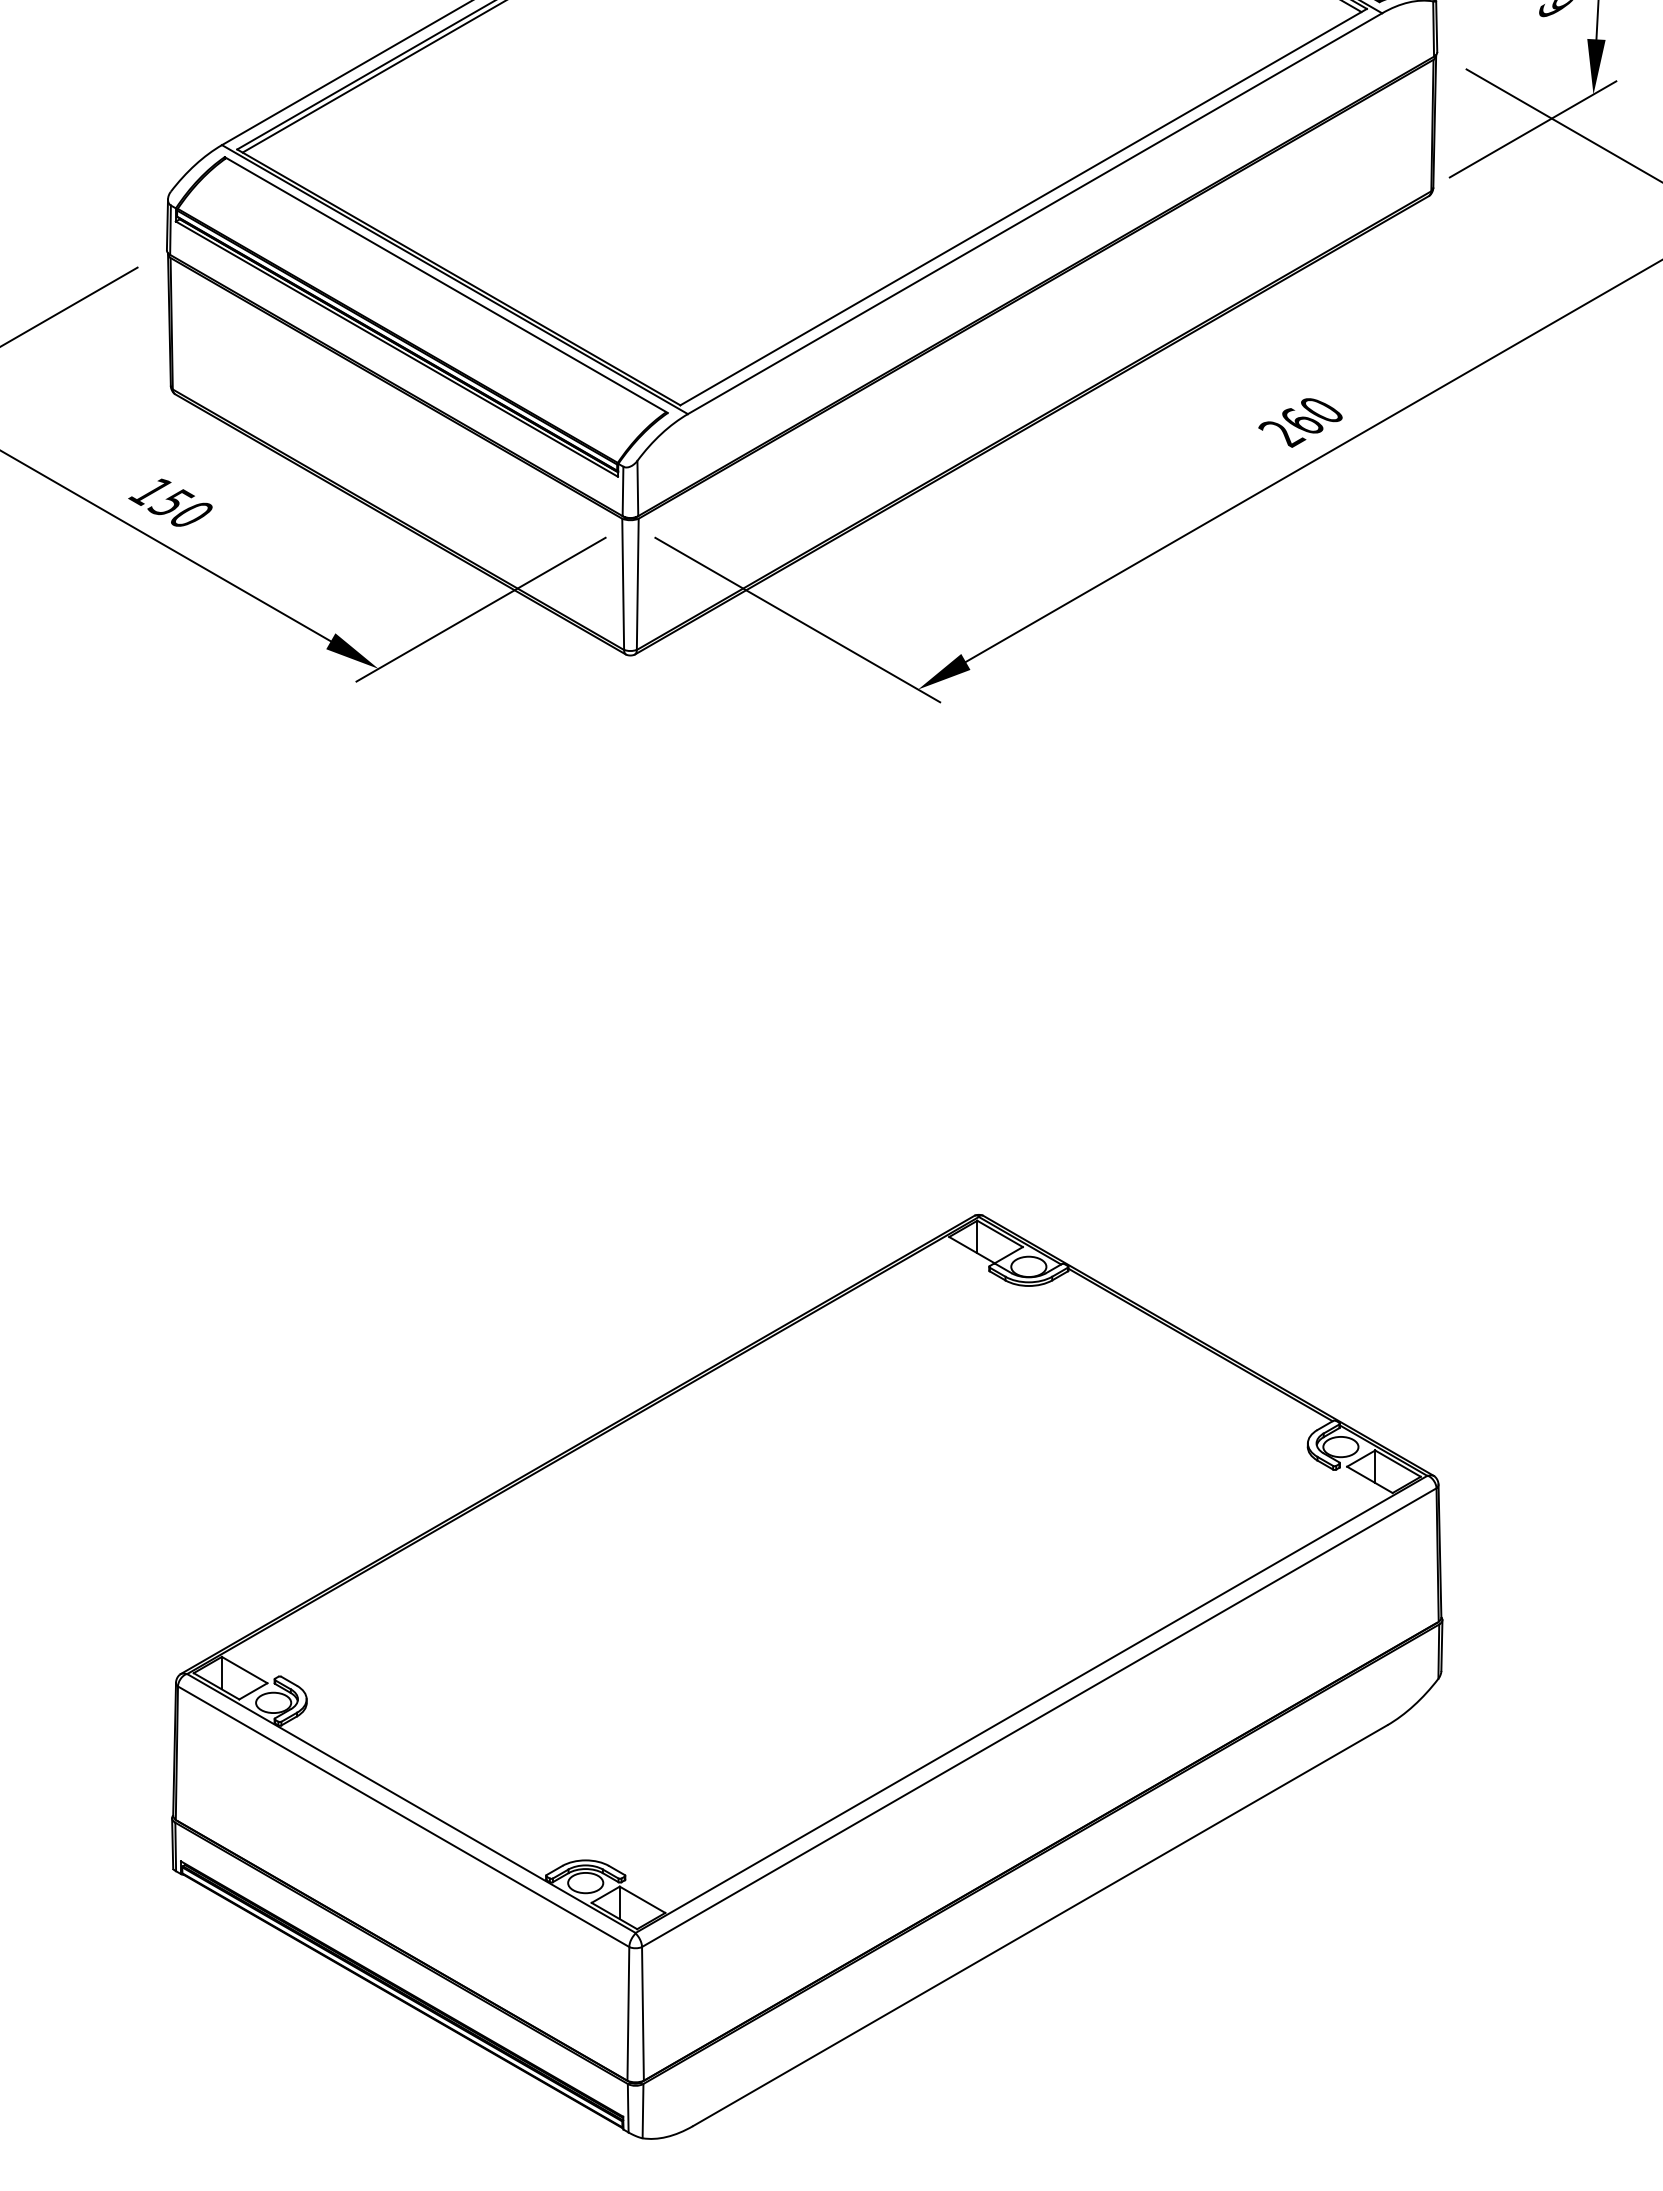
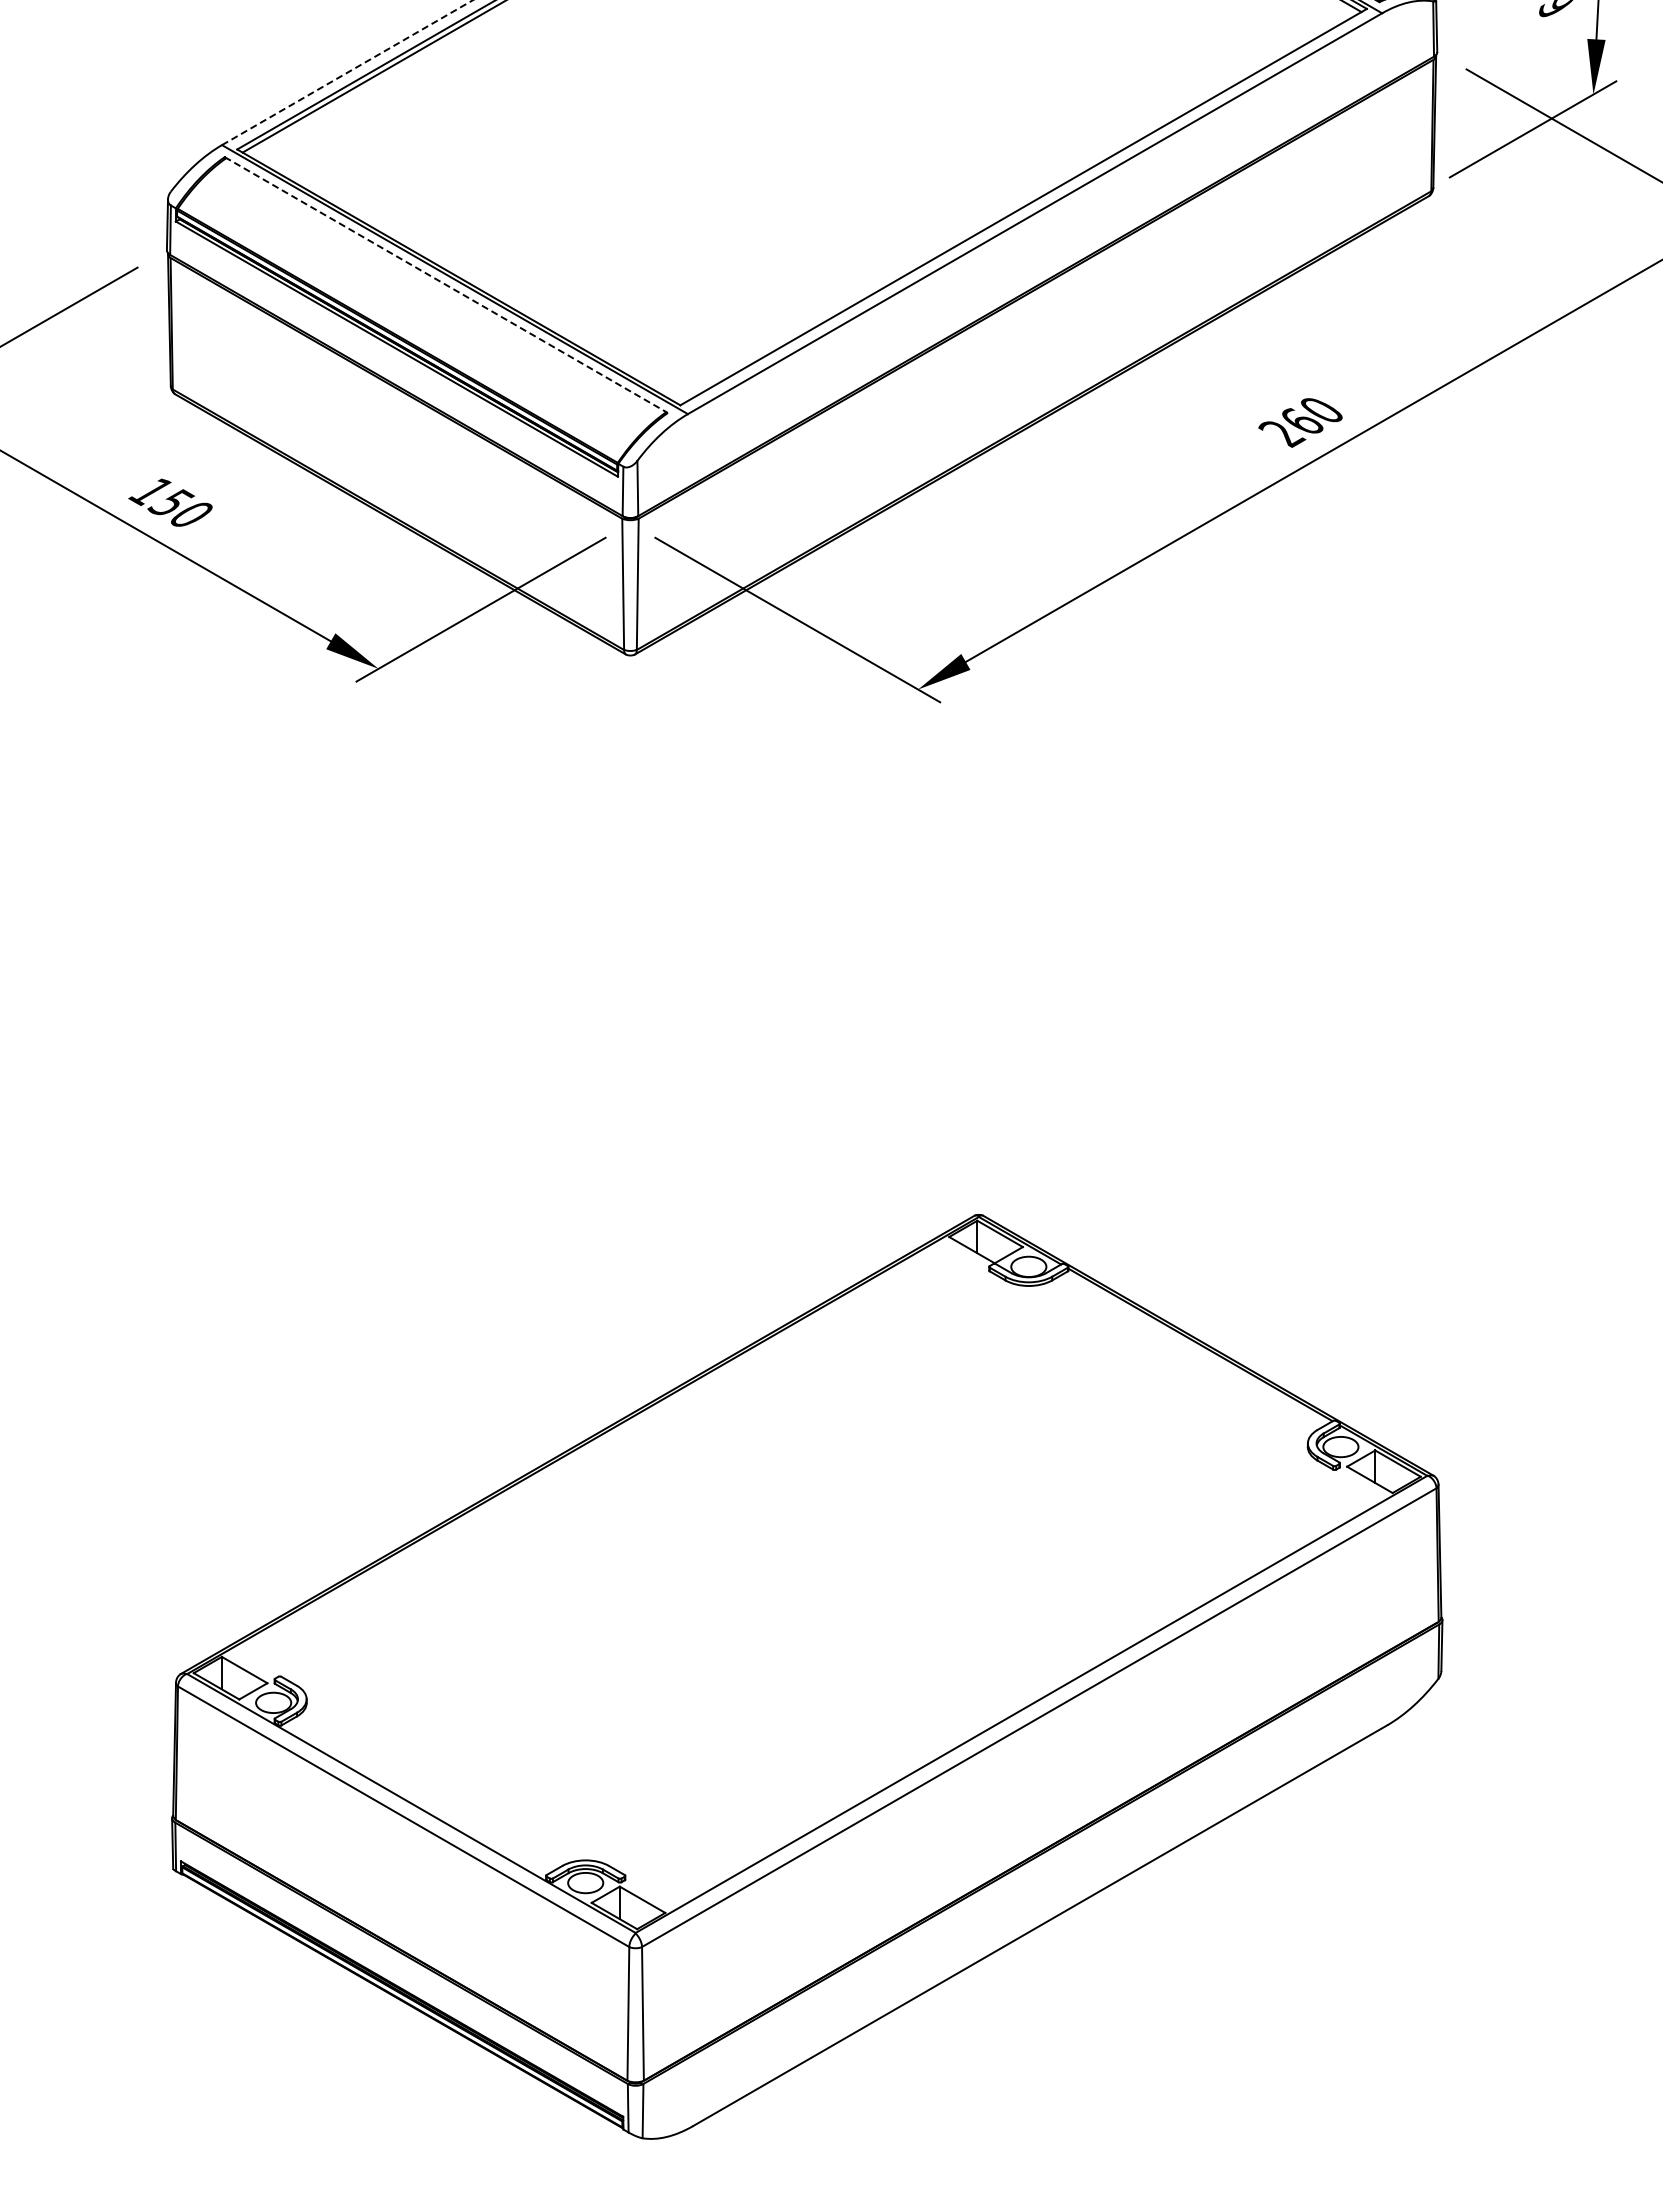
line: solid -> dashed (347, 72)
line: solid -> dashed (446, 285)
